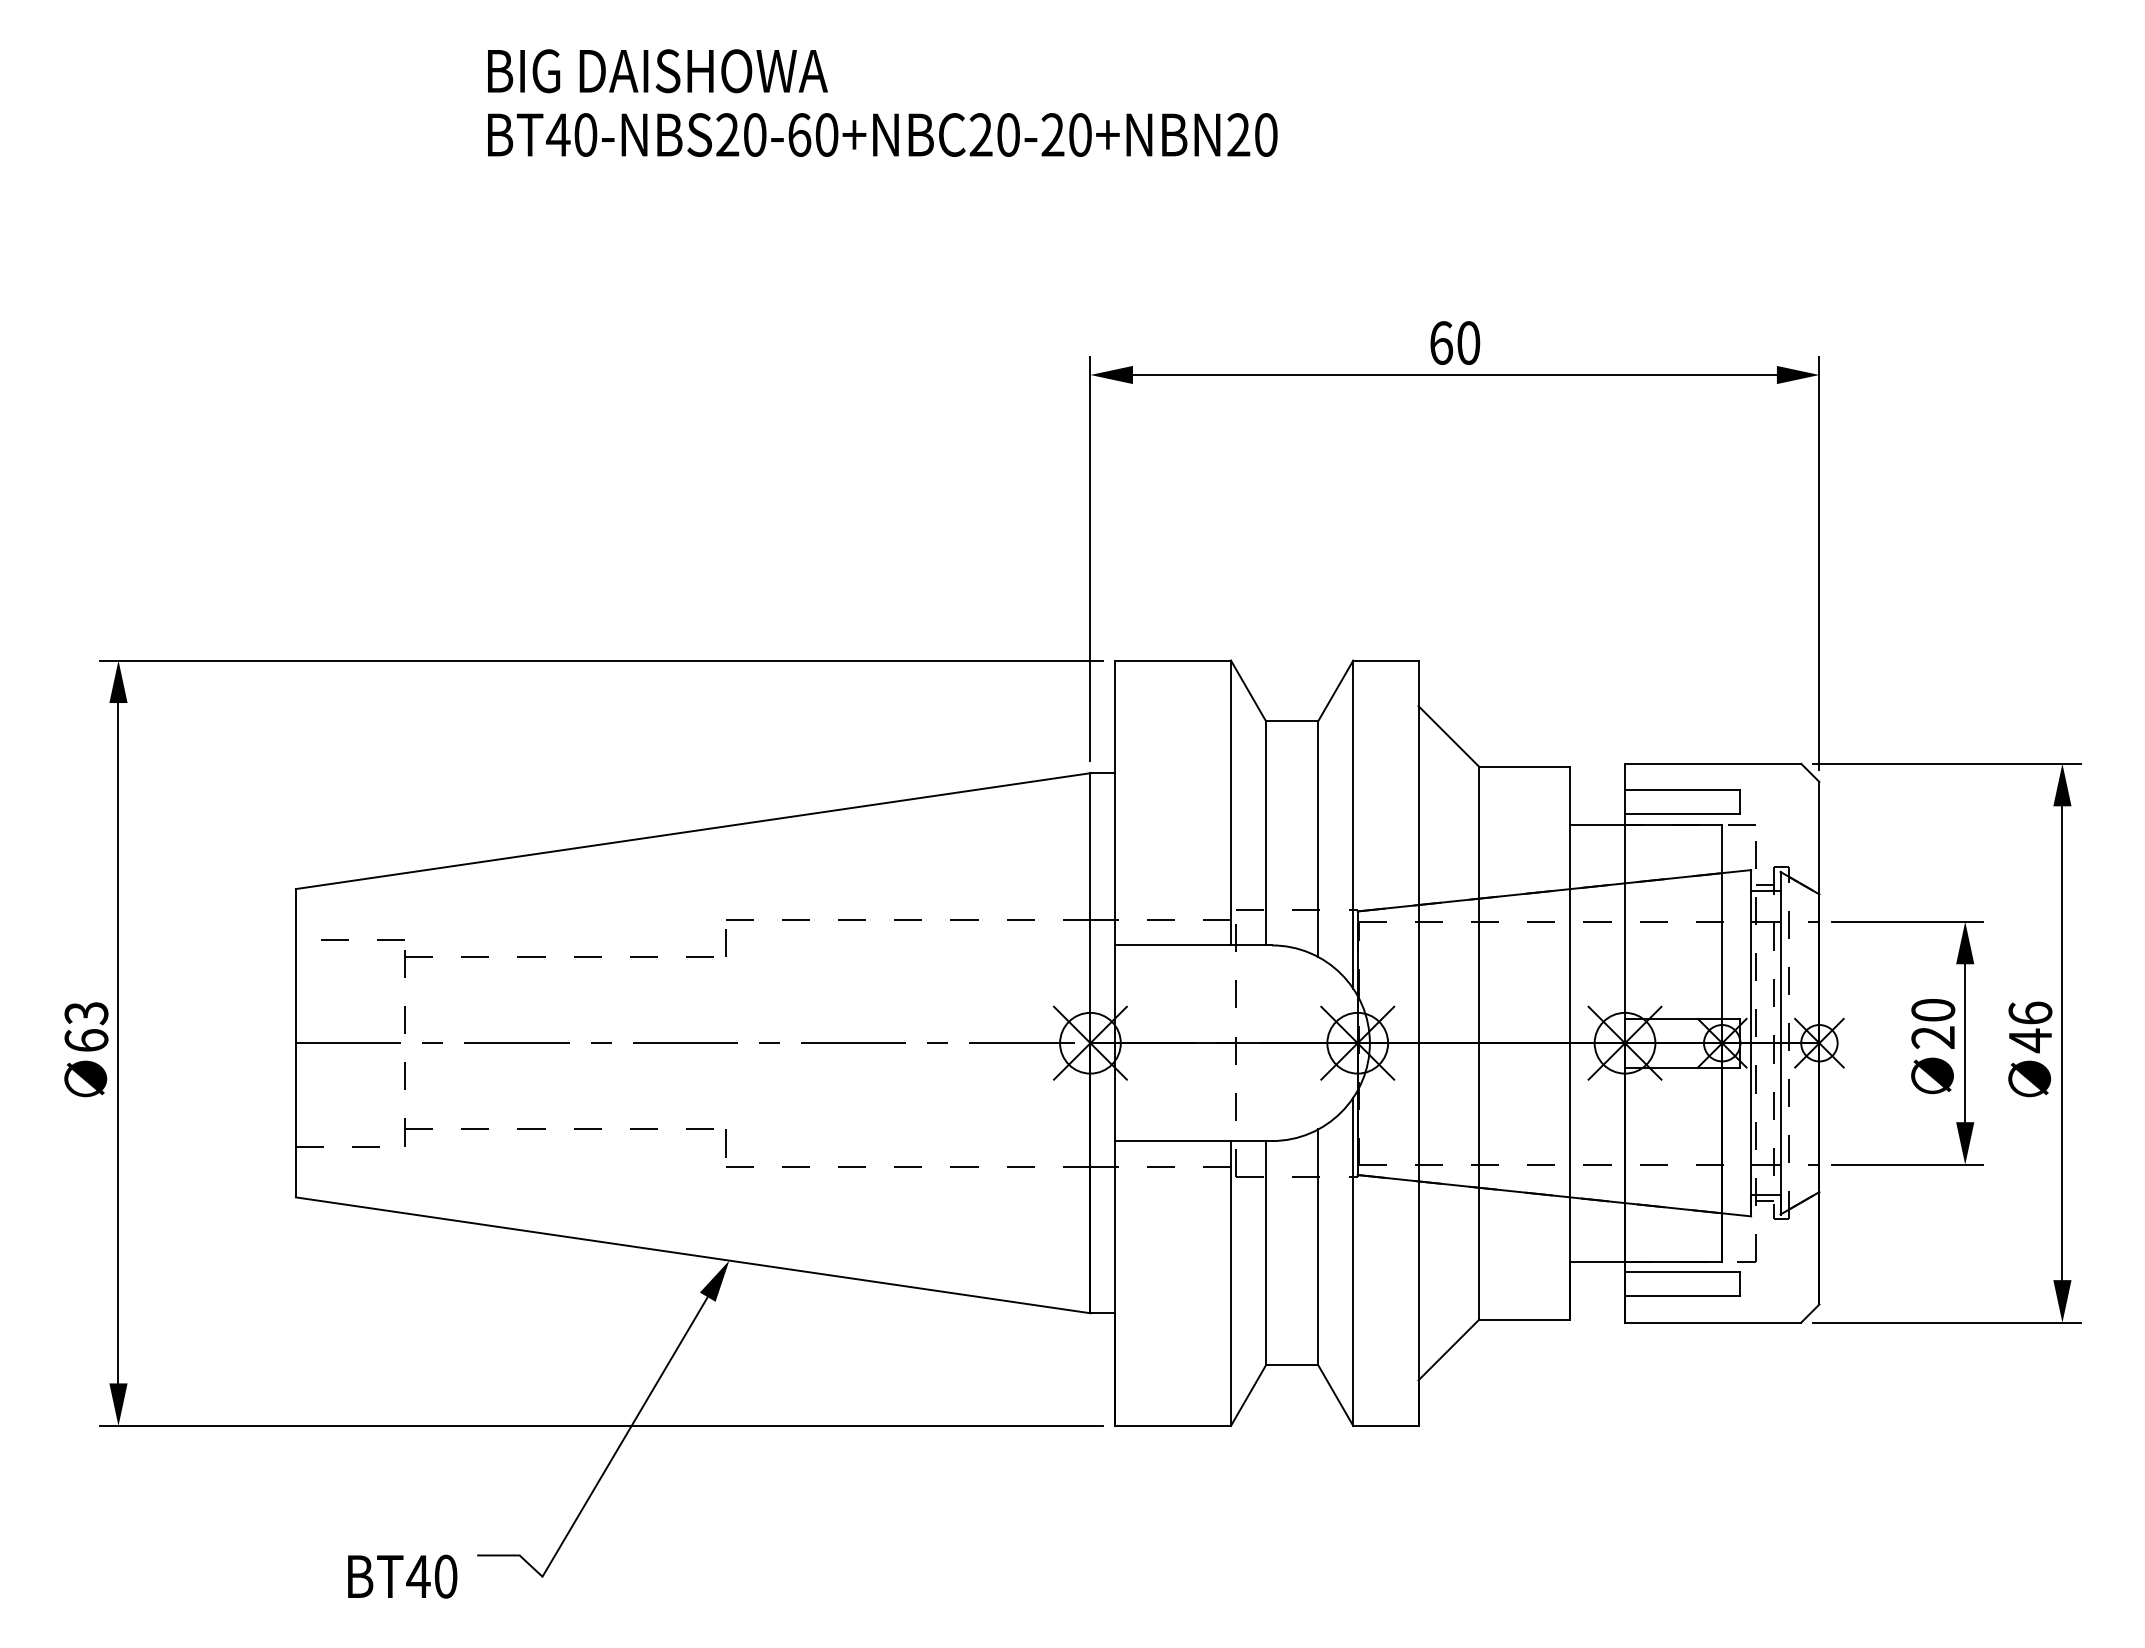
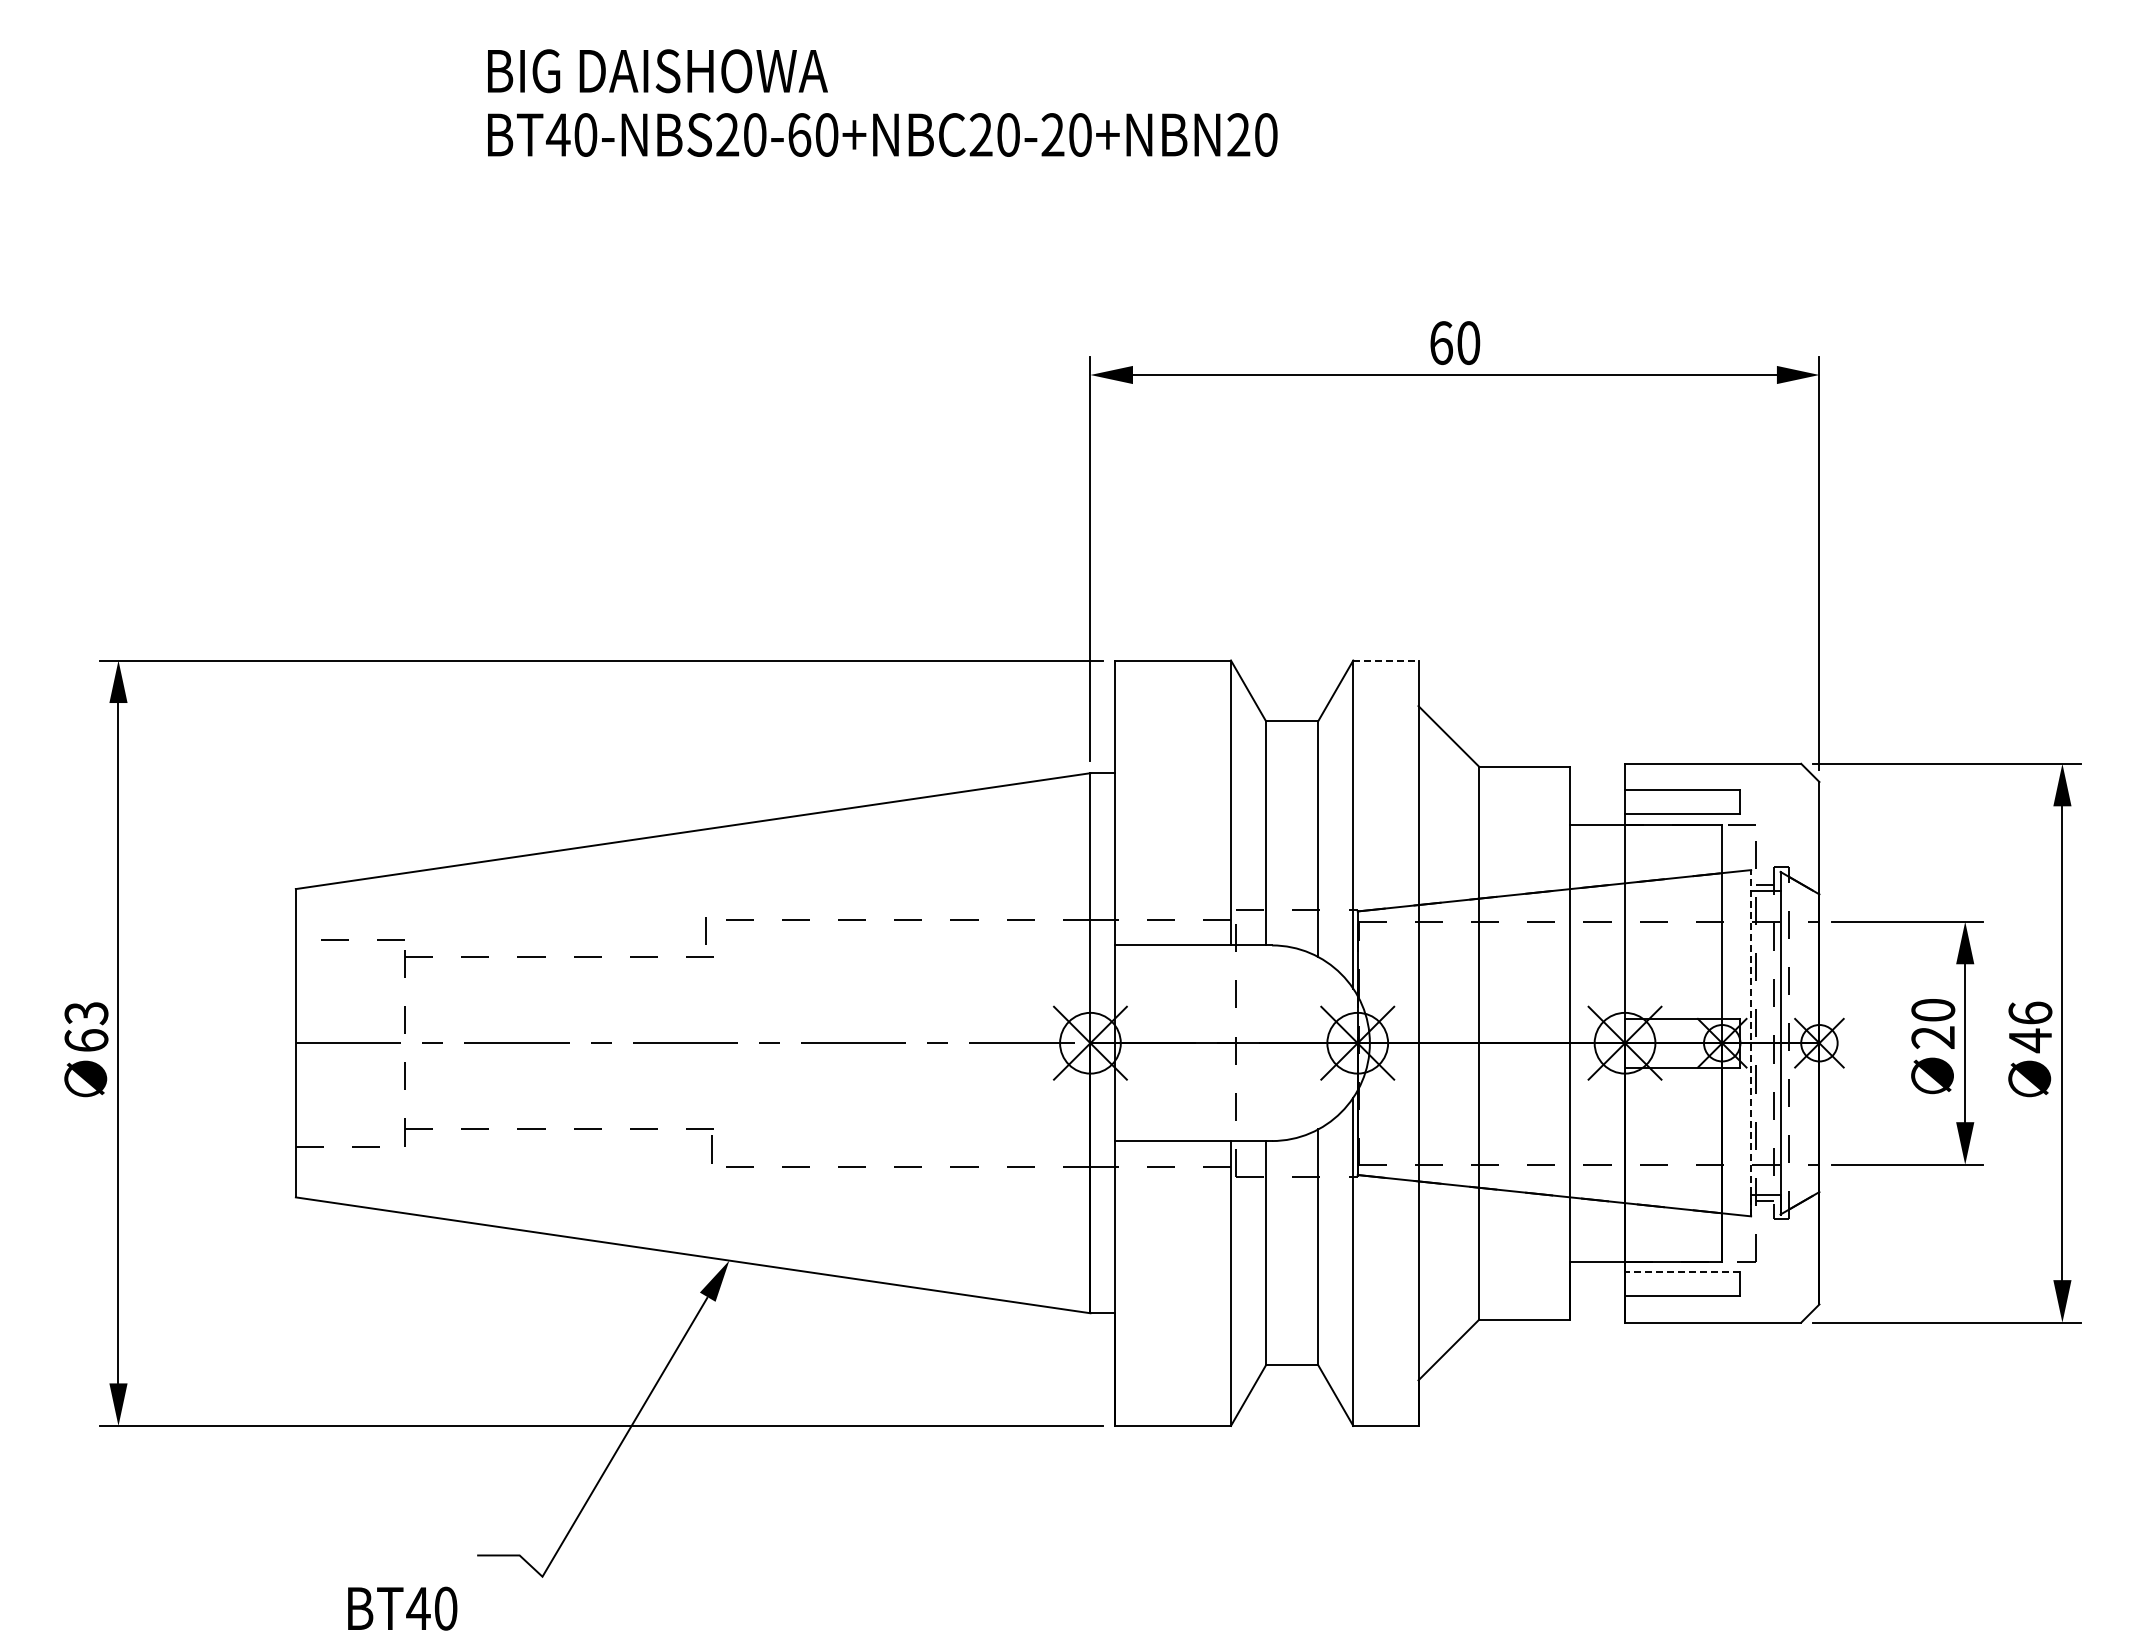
line: solid -> dashed (1385, 660)
line position: (725, 942) -> (705, 930) (705, 930)
line: solid -> dashed (1751, 1042)
line position: (725, 1143) -> (711, 1149) (711, 1149)
line: solid -> dashed (1682, 1272)
text position: (402, 1576) -> (402, 1608) (402, 1608)
